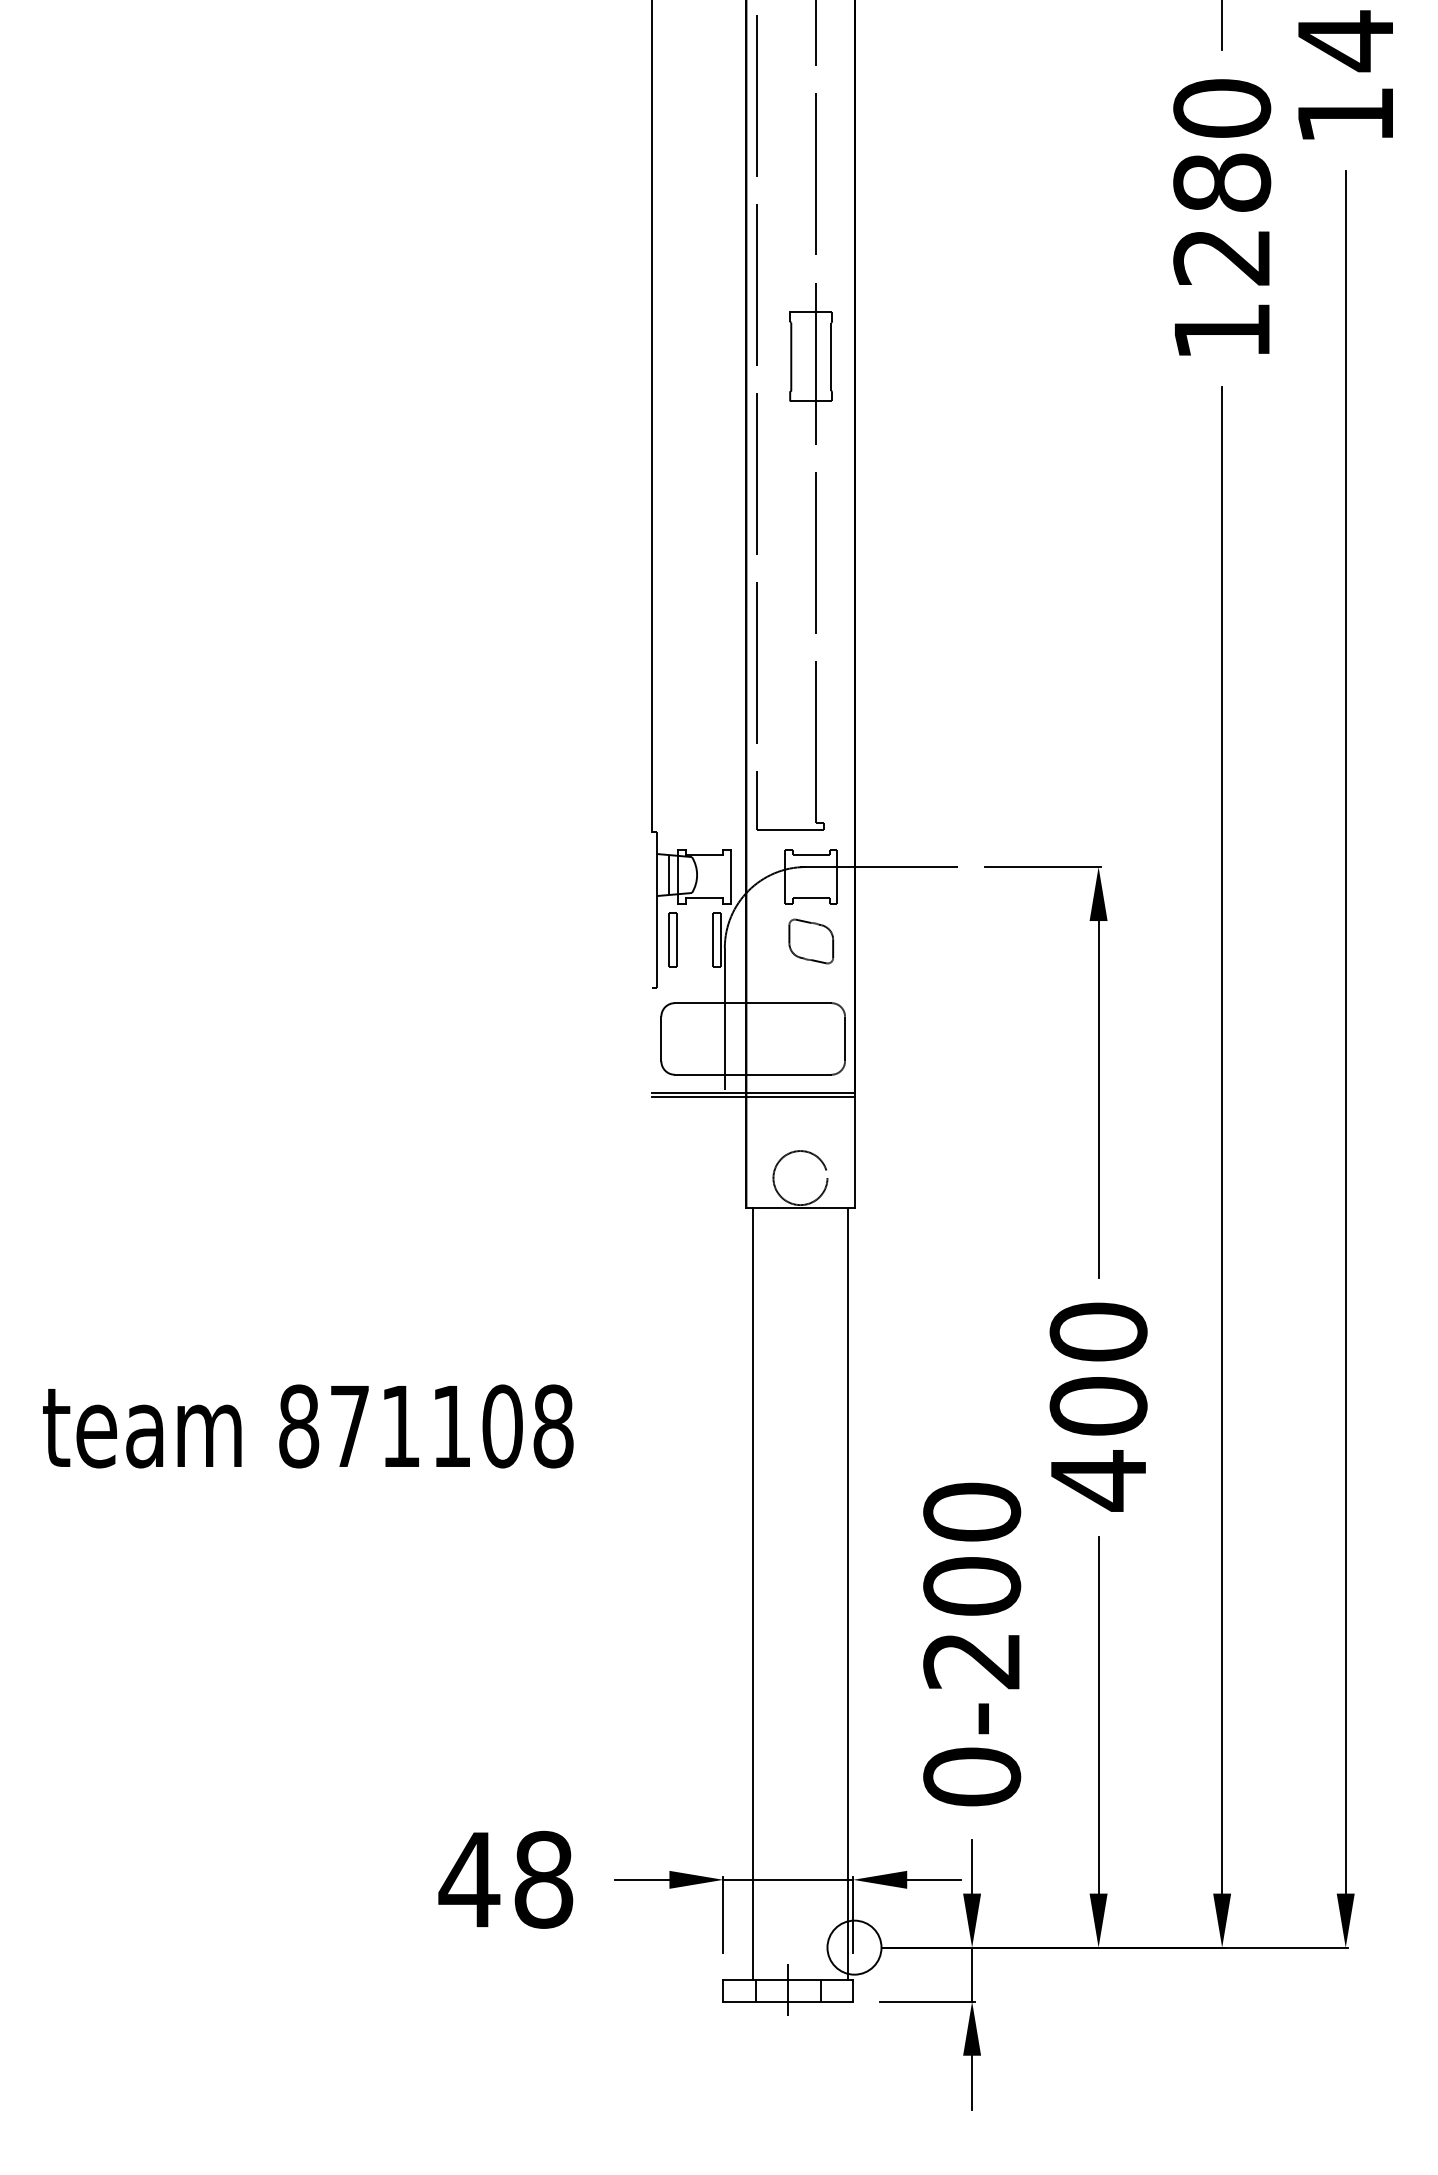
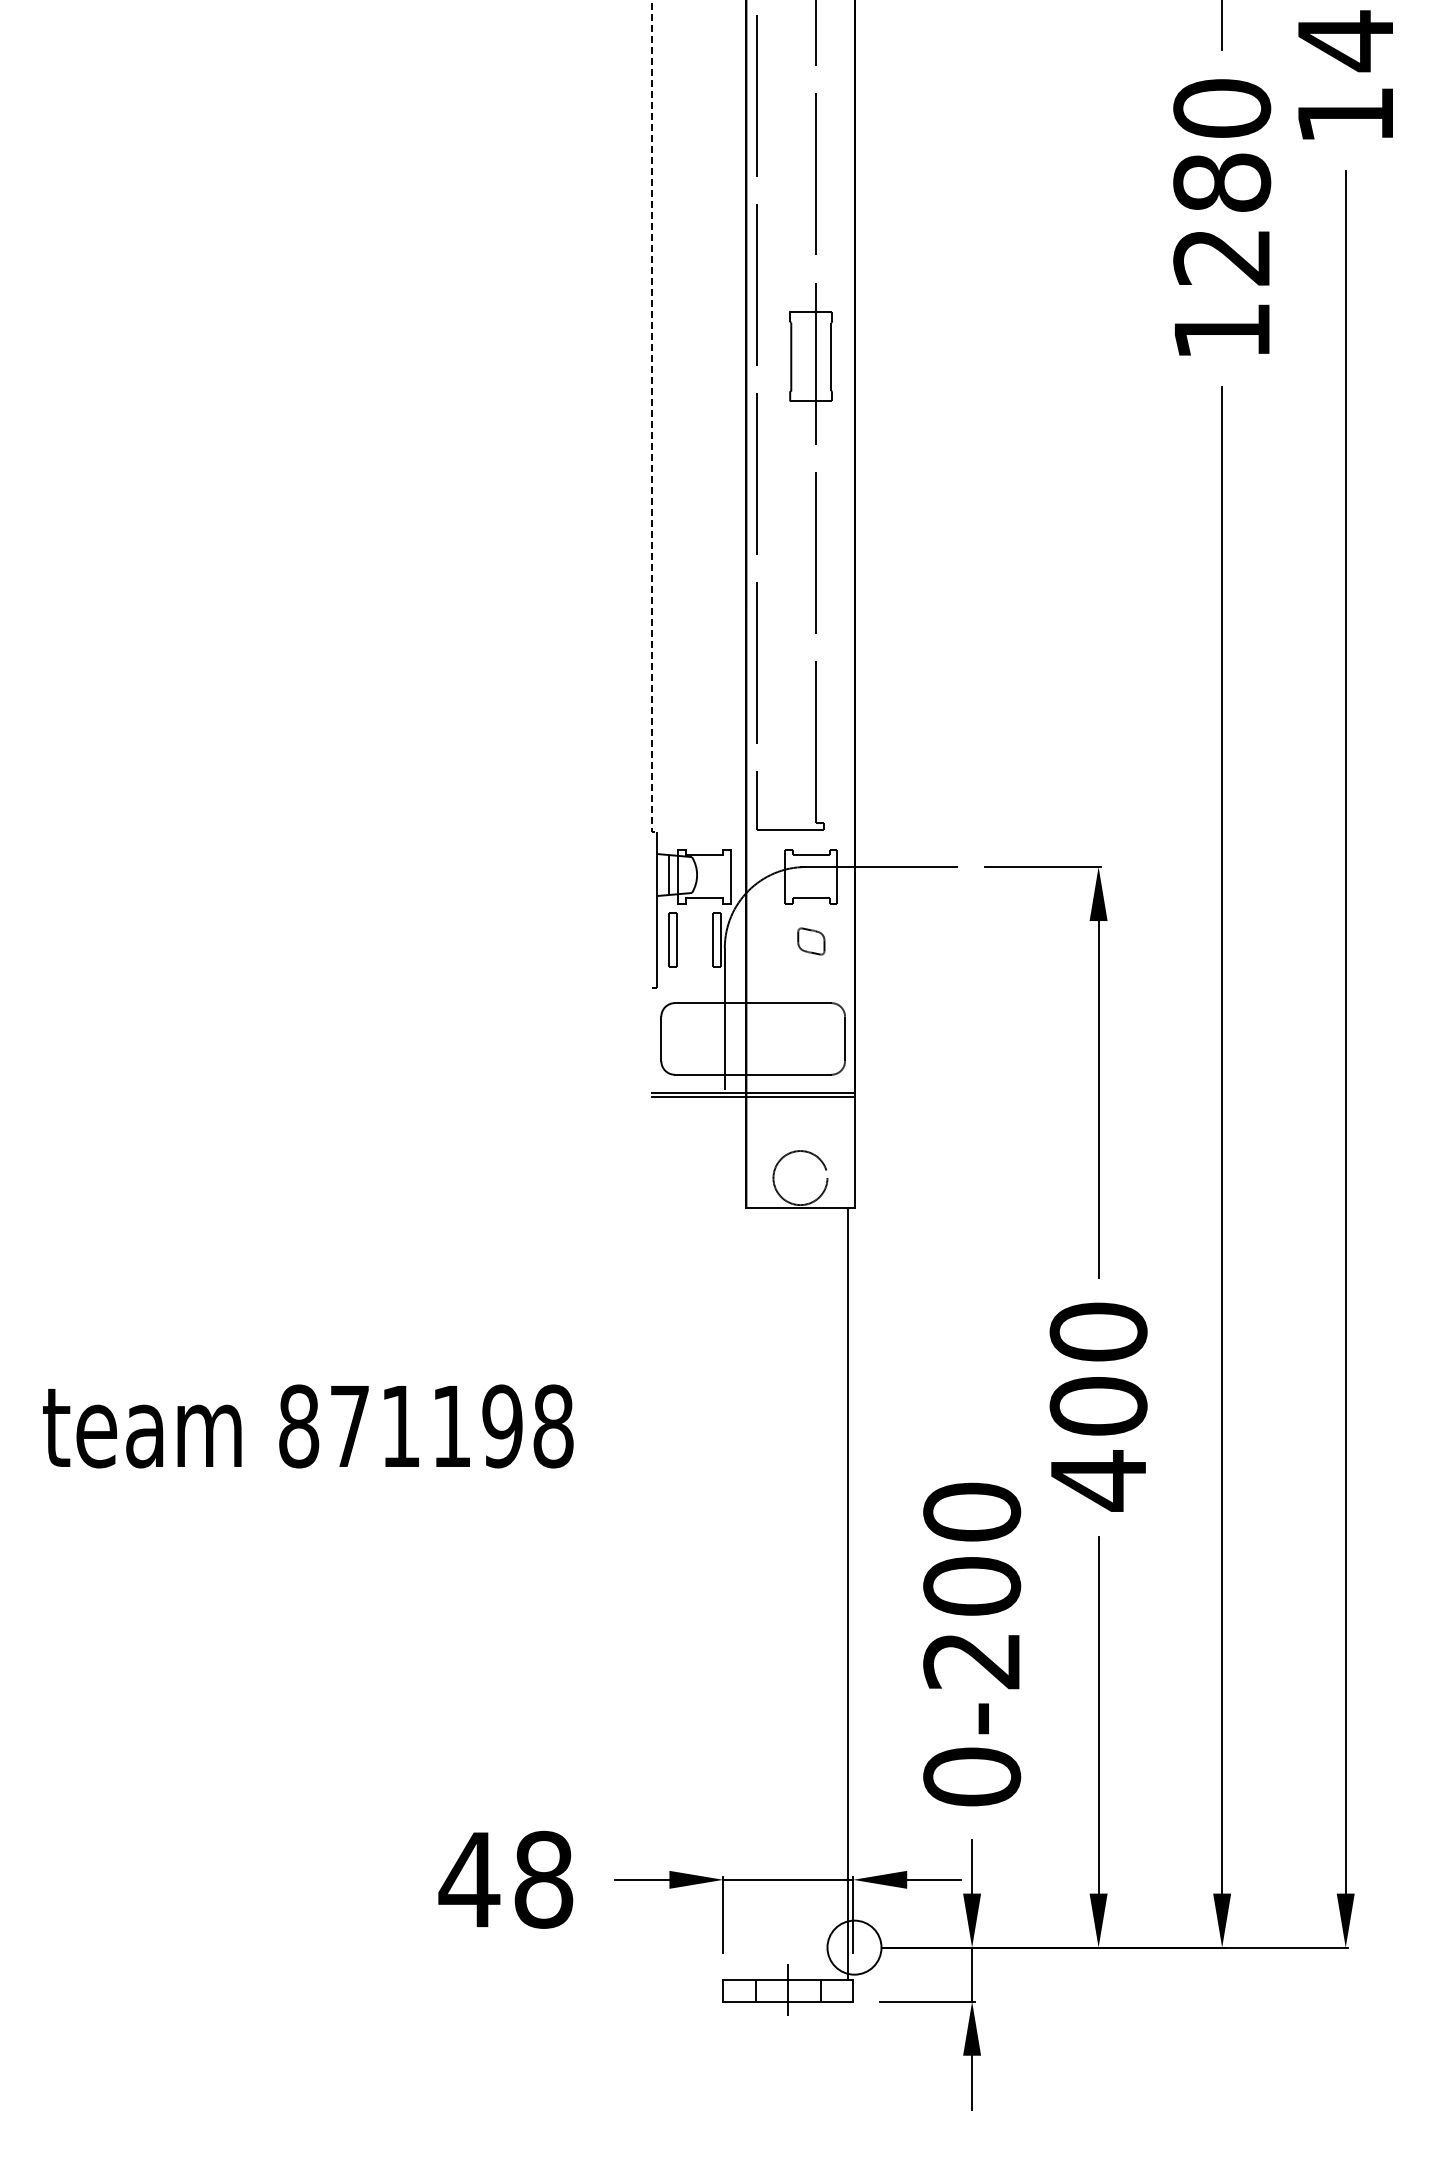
line: solid -> dashed (651, 420)
part size: 47x47 px -> 29x29 px (811, 941)
text: 871108 -> 871198 (502, 1426)
line: present -> none (753, 1593)
